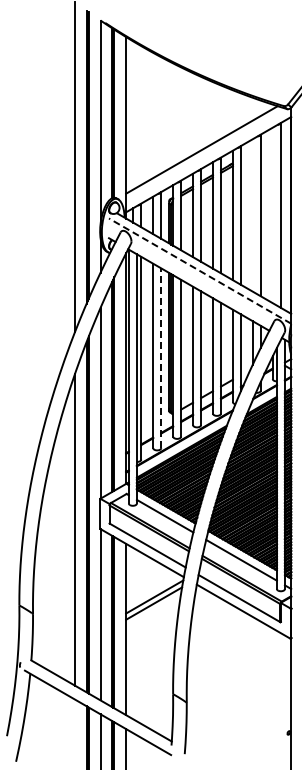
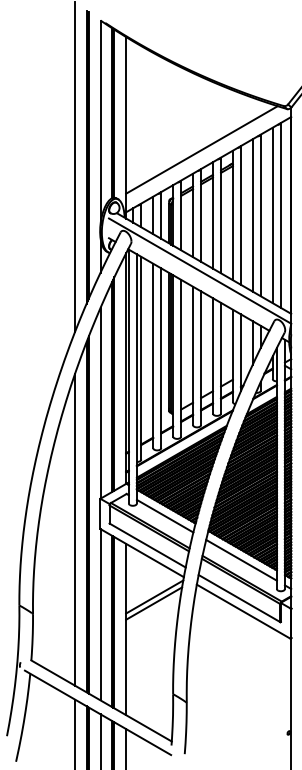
line: none -> present (252, 215)
line: none -> present (272, 215)
line: dashed -> solid (199, 270)
line: dashed -> solid (161, 358)
line: none -> present (74, 732)
